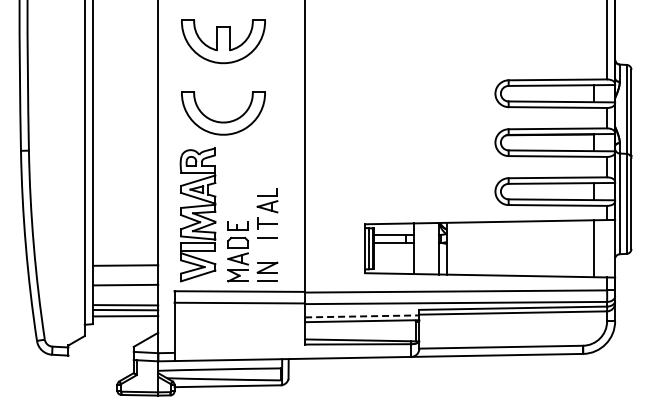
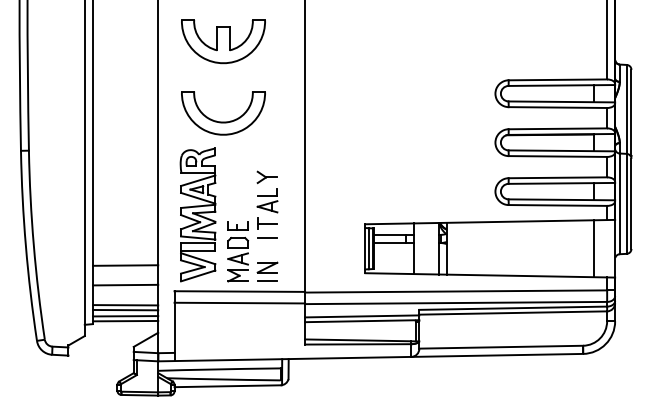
part: none -> present (266, 177)
line: dashed -> solid (362, 316)
line: none -> present (125, 320)
